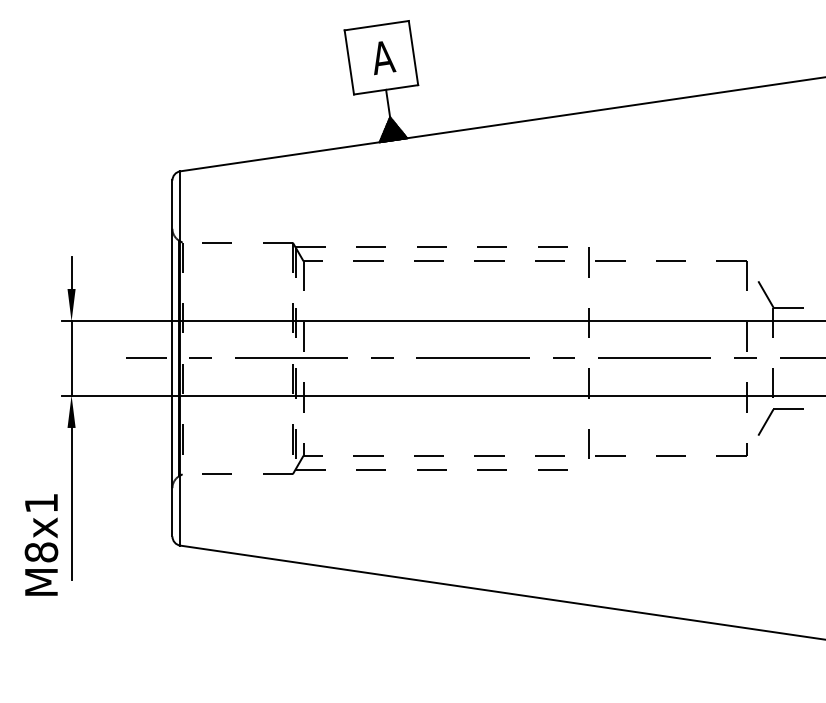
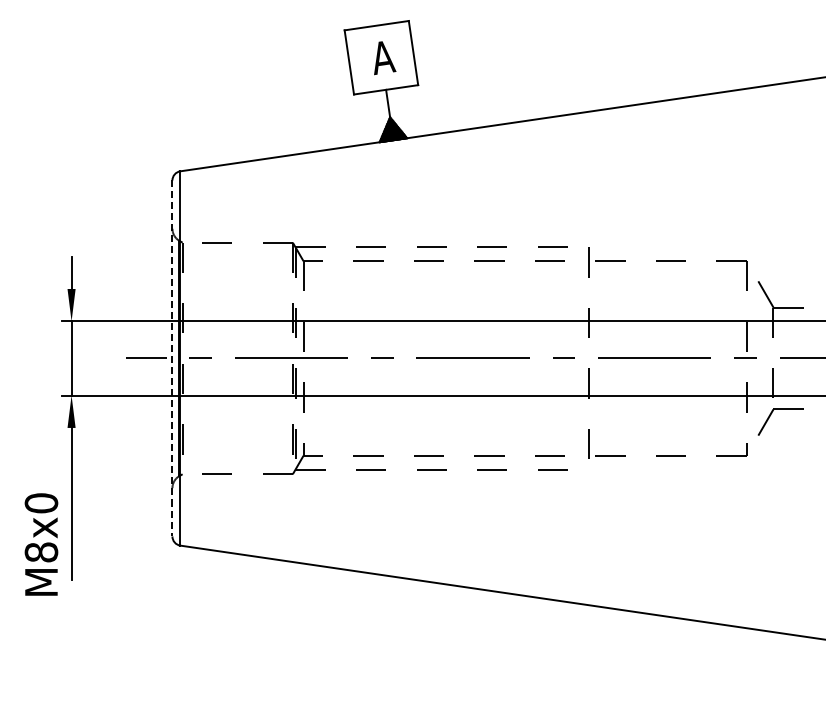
line: solid -> dashed (172, 358)
text: M8x1 -> M8x0 (41, 503)
